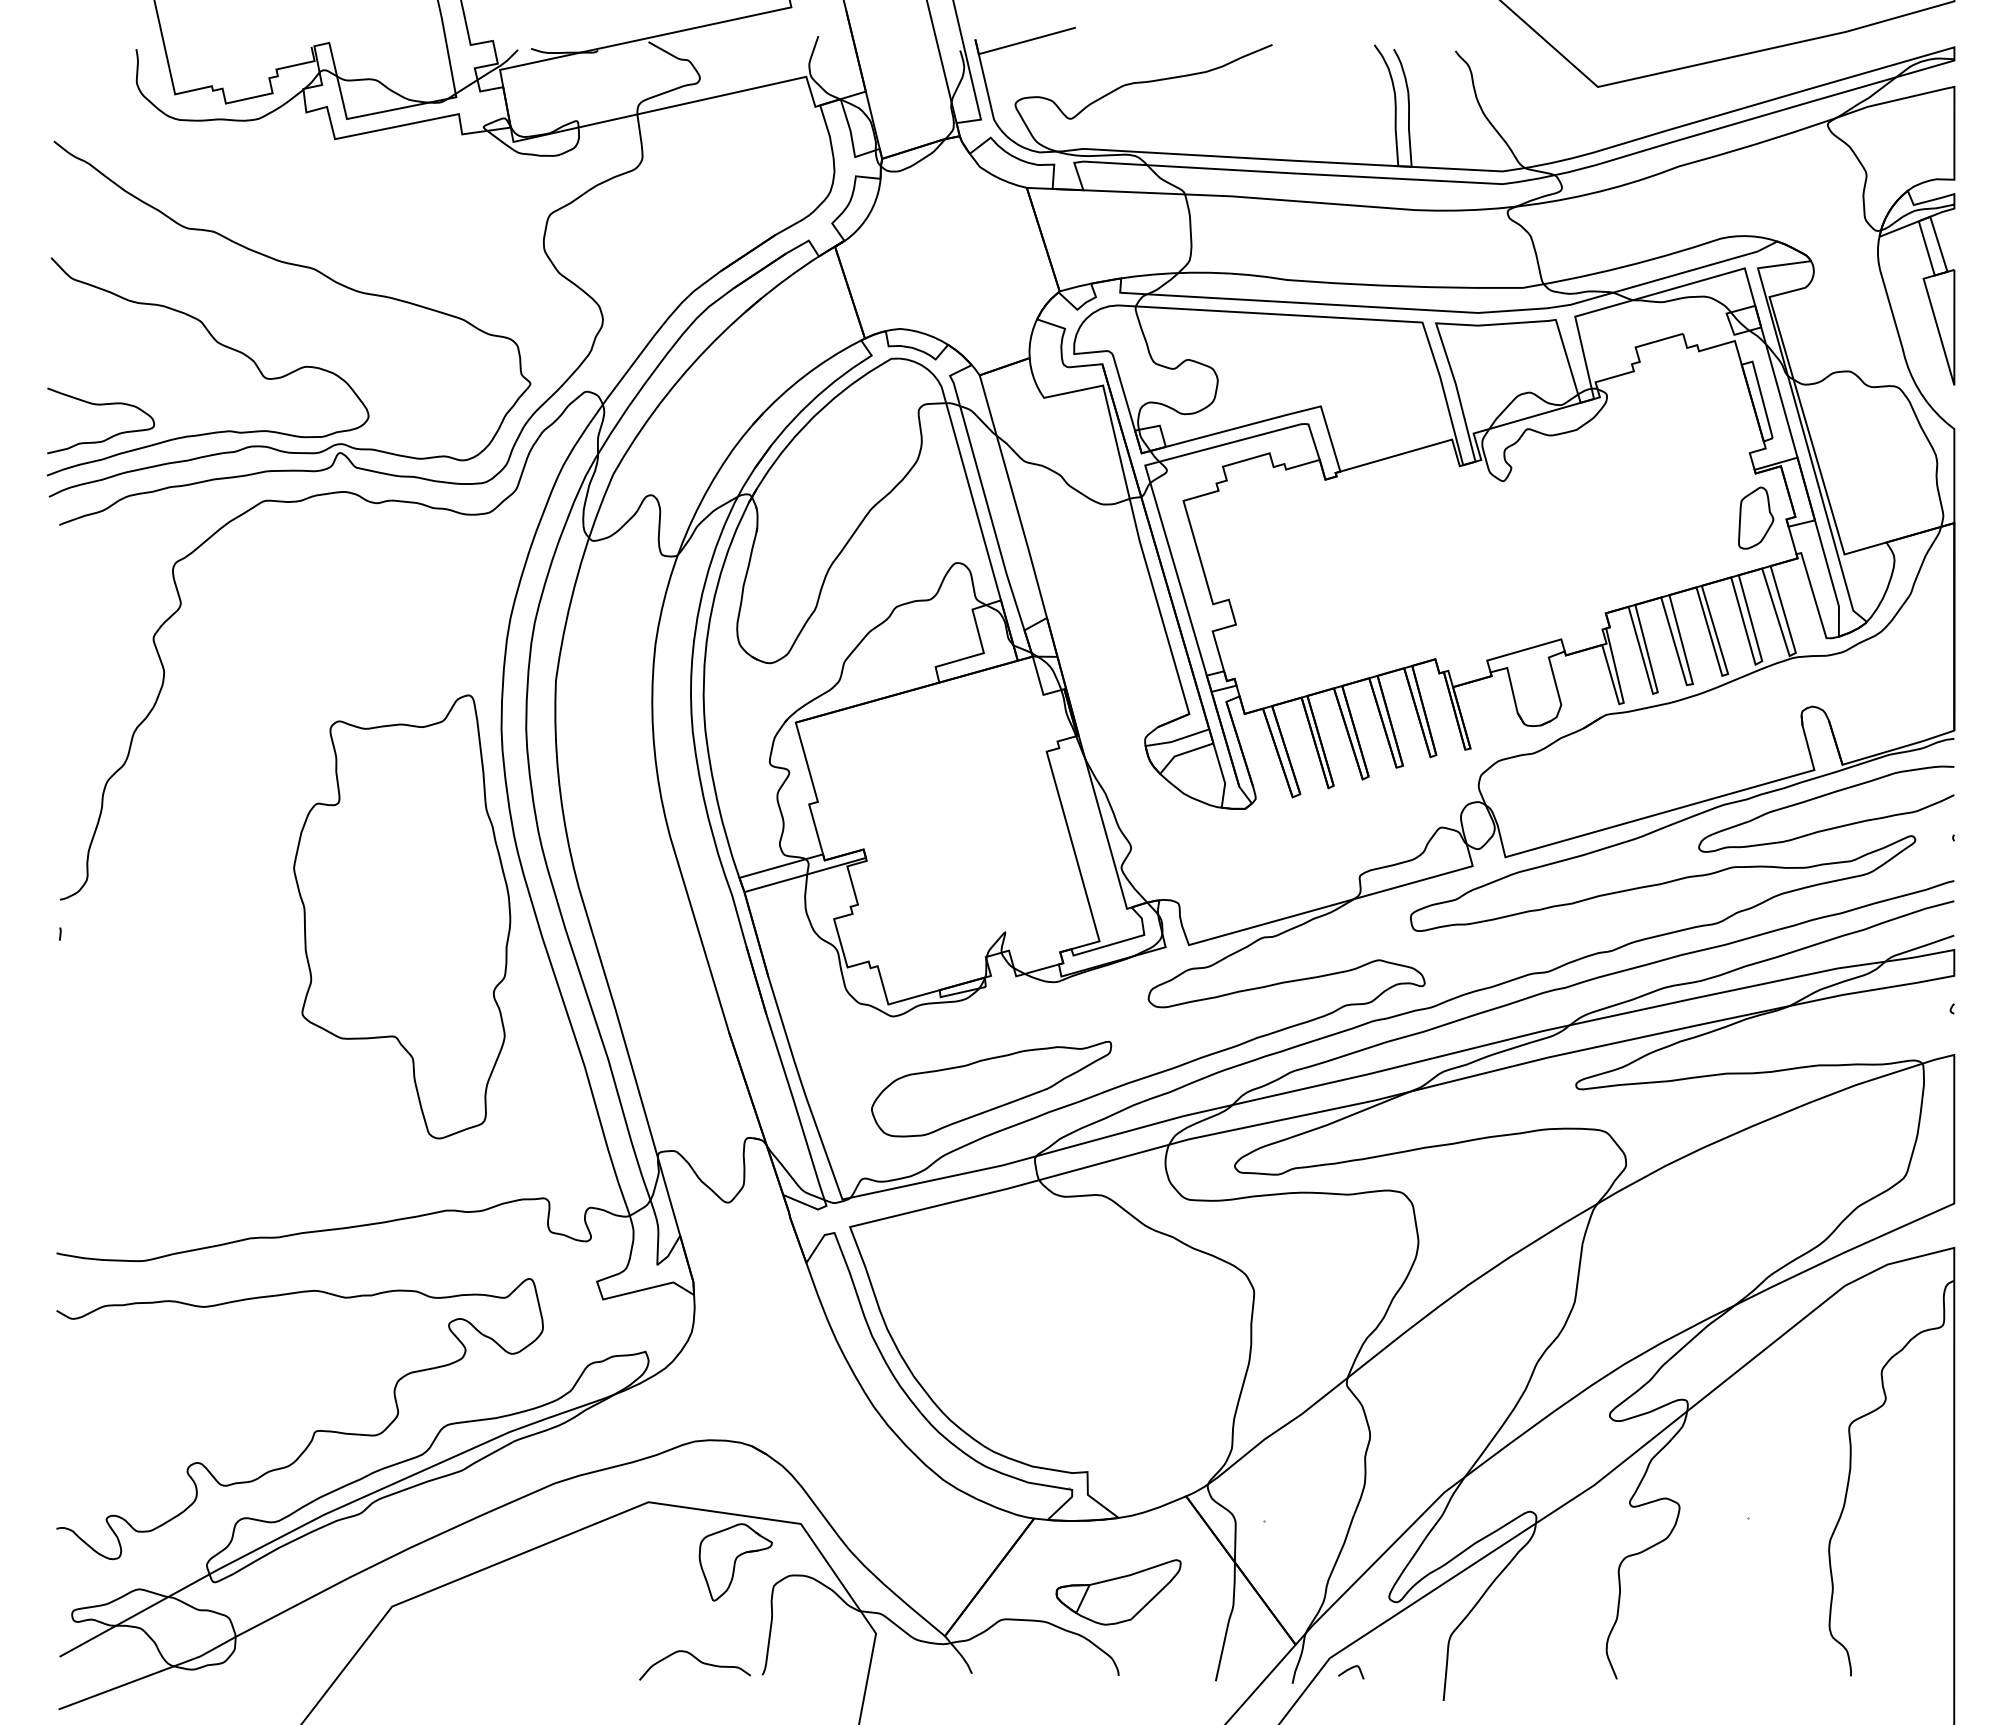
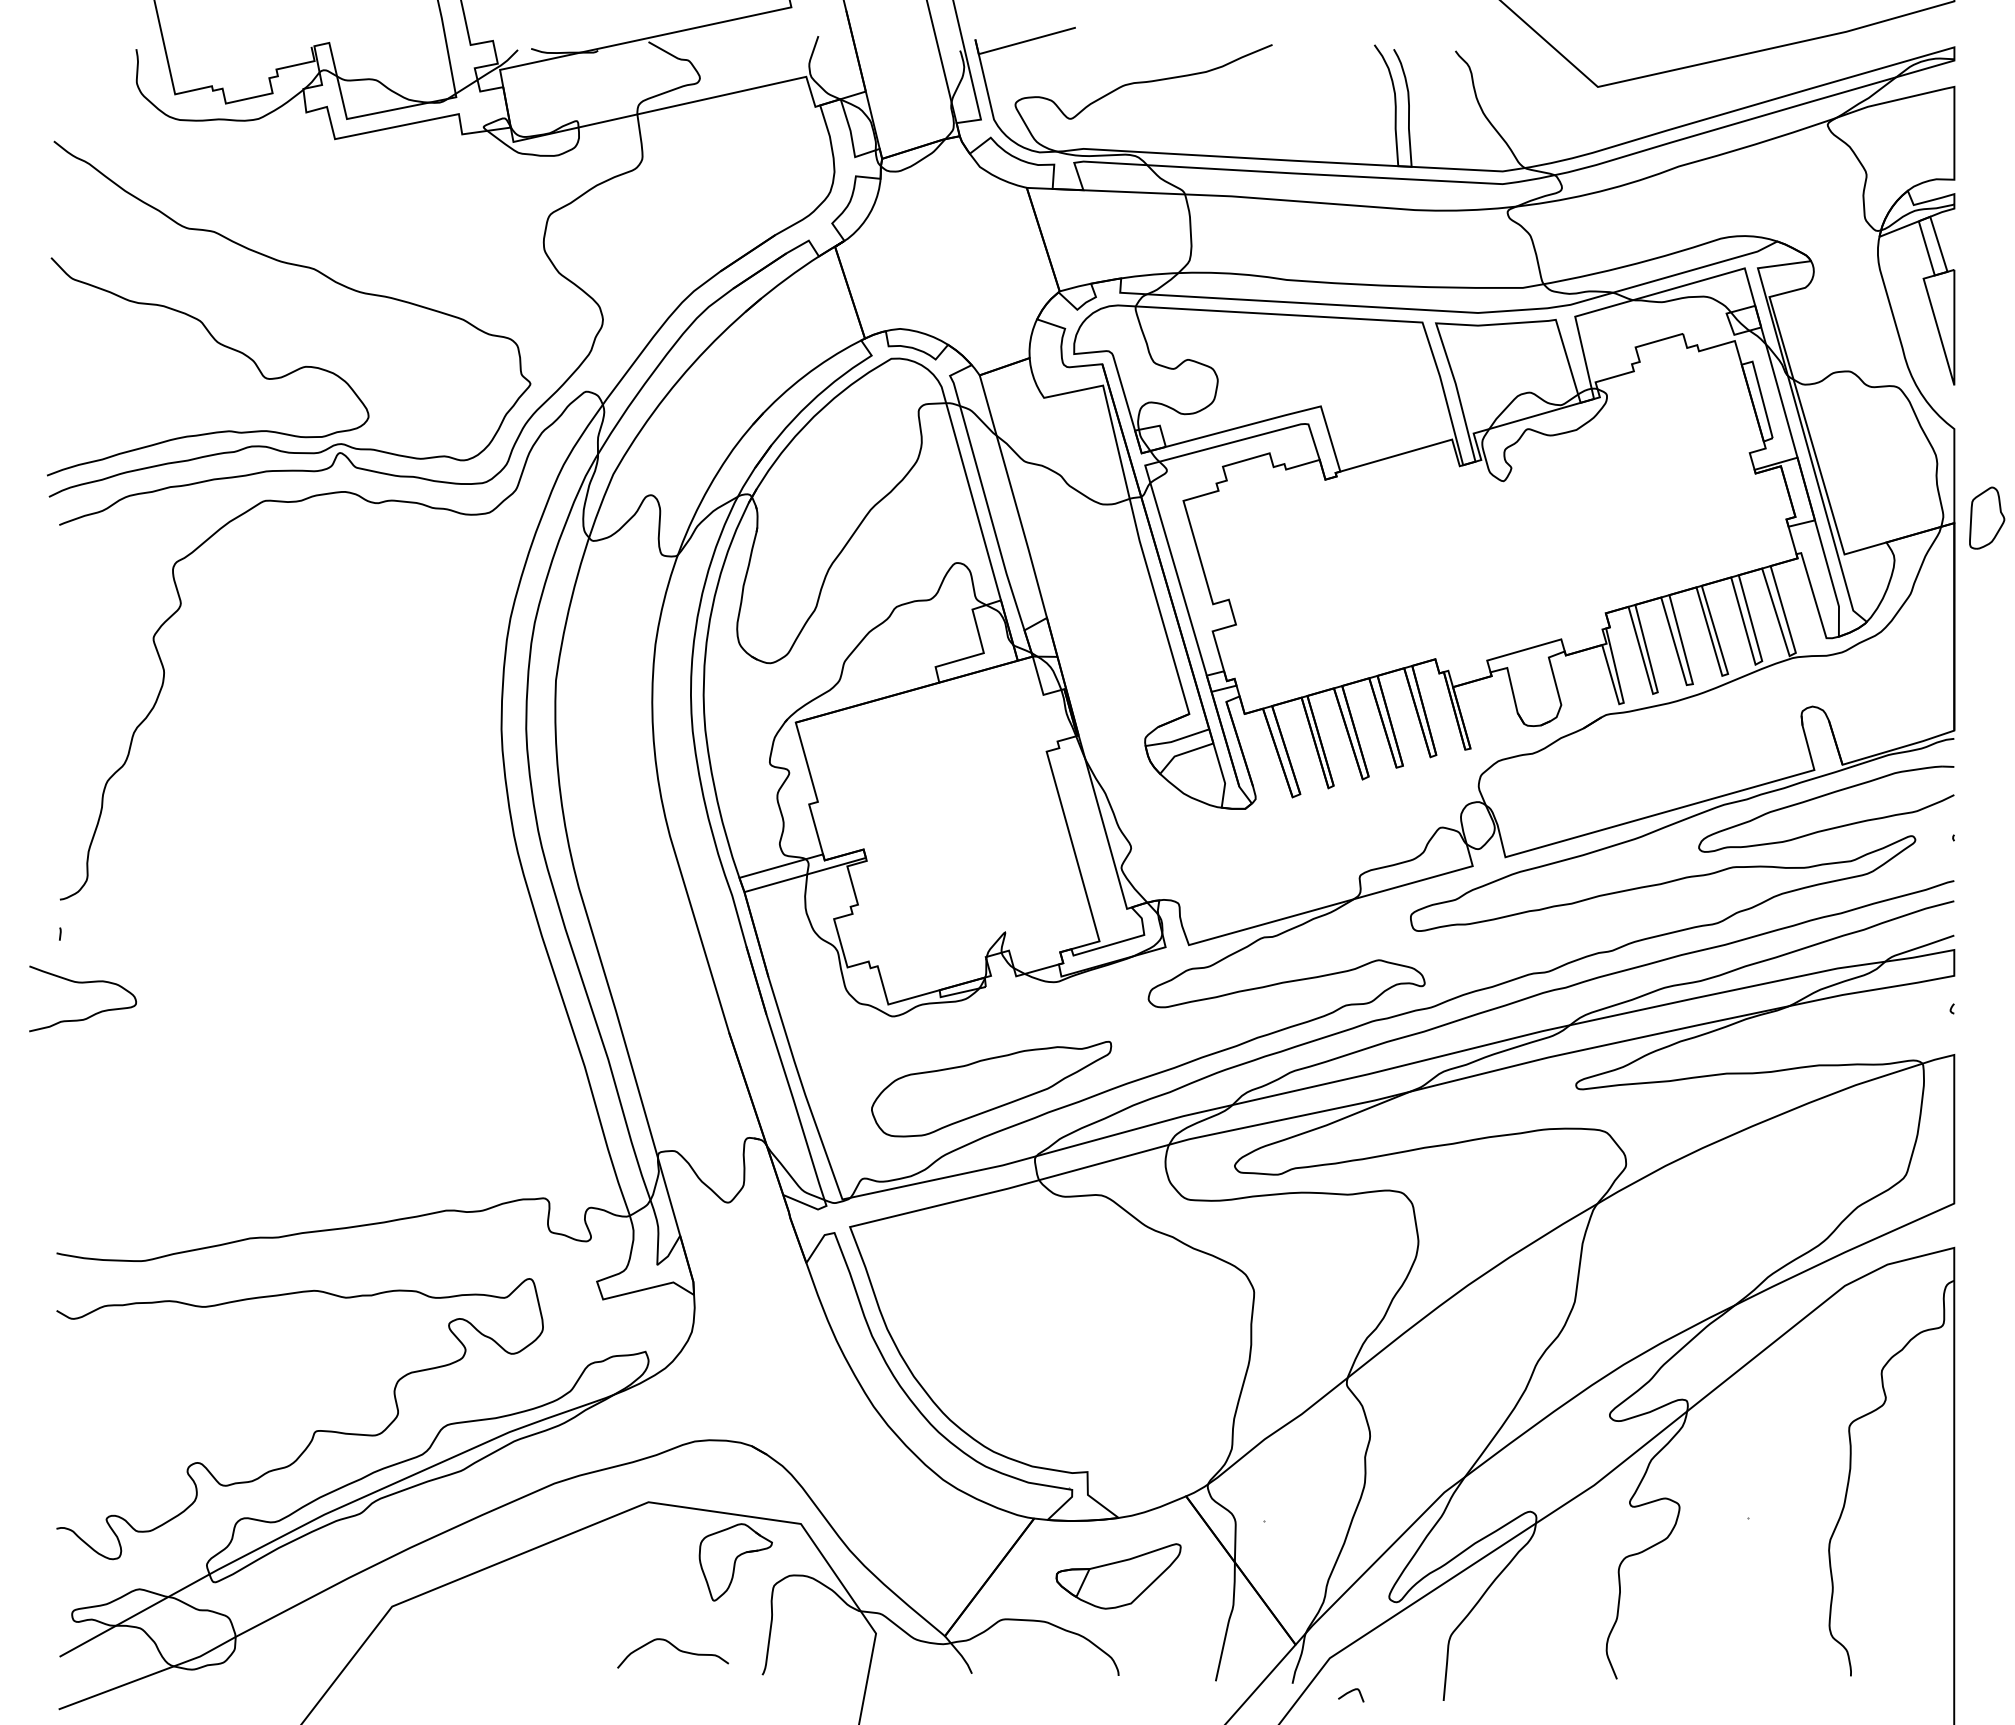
curve position: (100, 405) -> (82, 983) (82, 983)
part position: (1756, 517) -> (1987, 517) (1987, 517)
part: present -> none (402, 916)
part position: (1118, 1592) -> (1118, 1576) (1118, 1576)
curve position: (698, 1661) -> (676, 1649) (676, 1649)
curve position: (1349, 1670) -> (1349, 1693) (1349, 1693)
